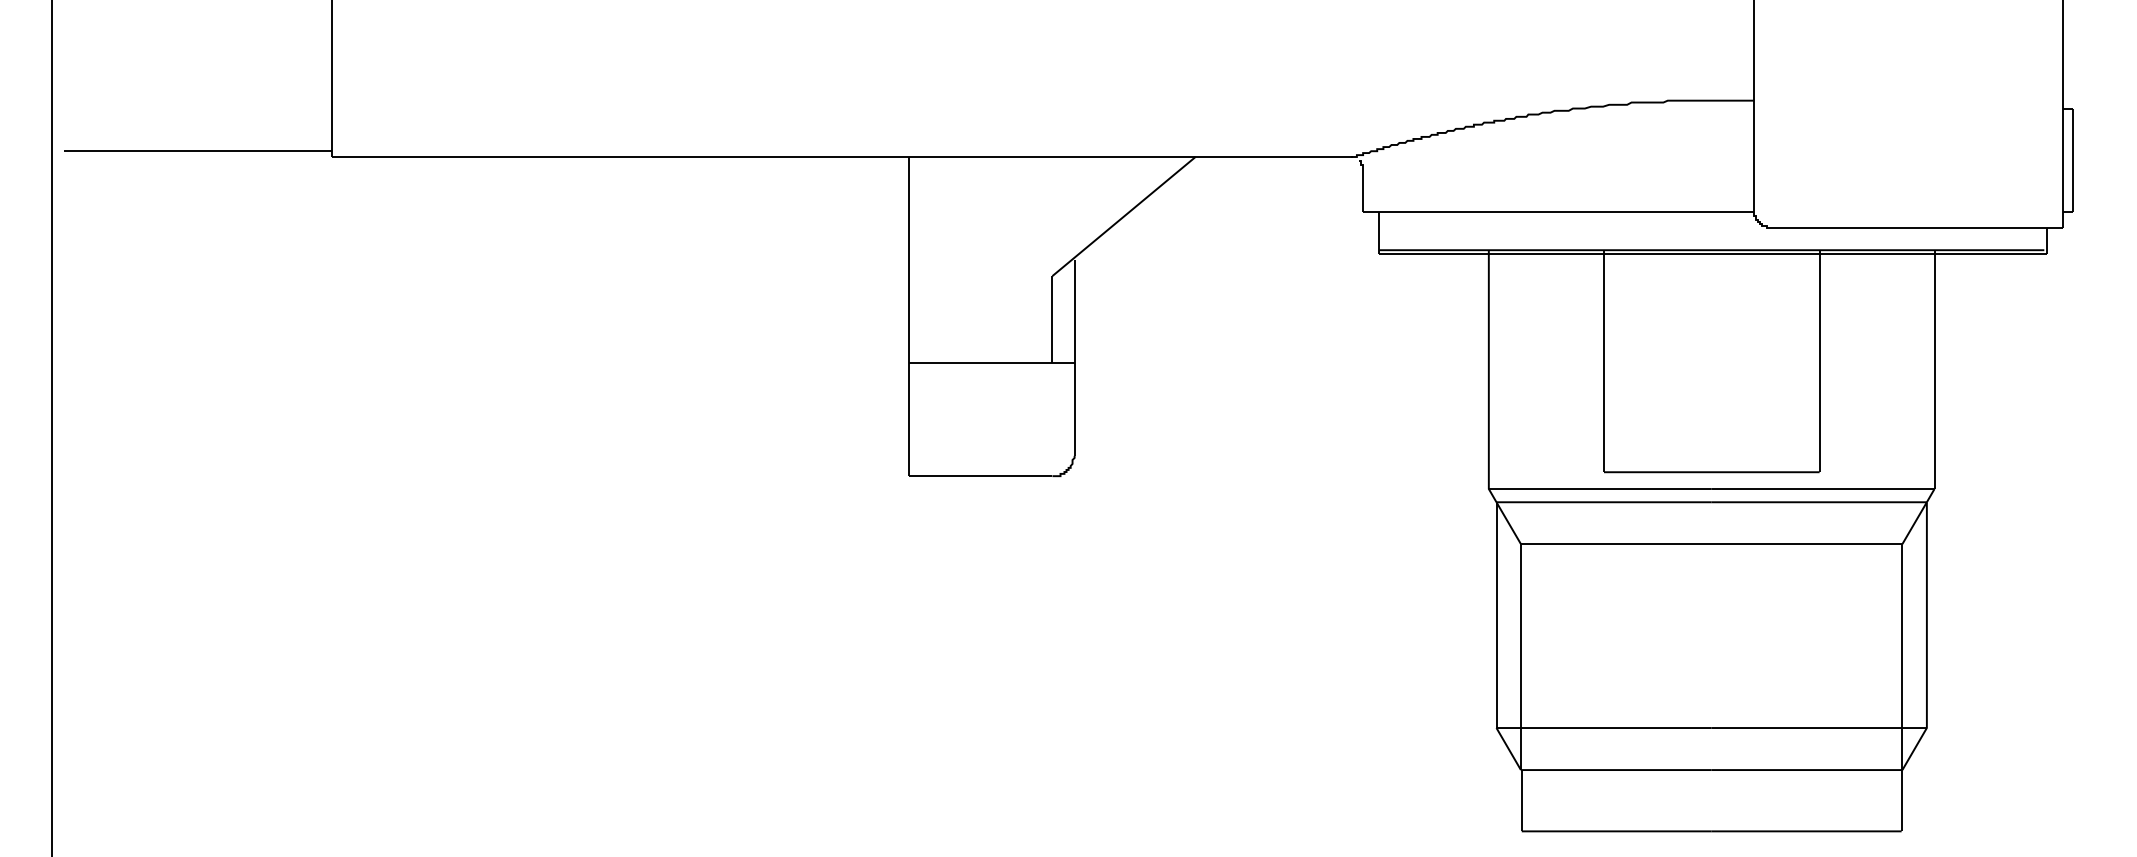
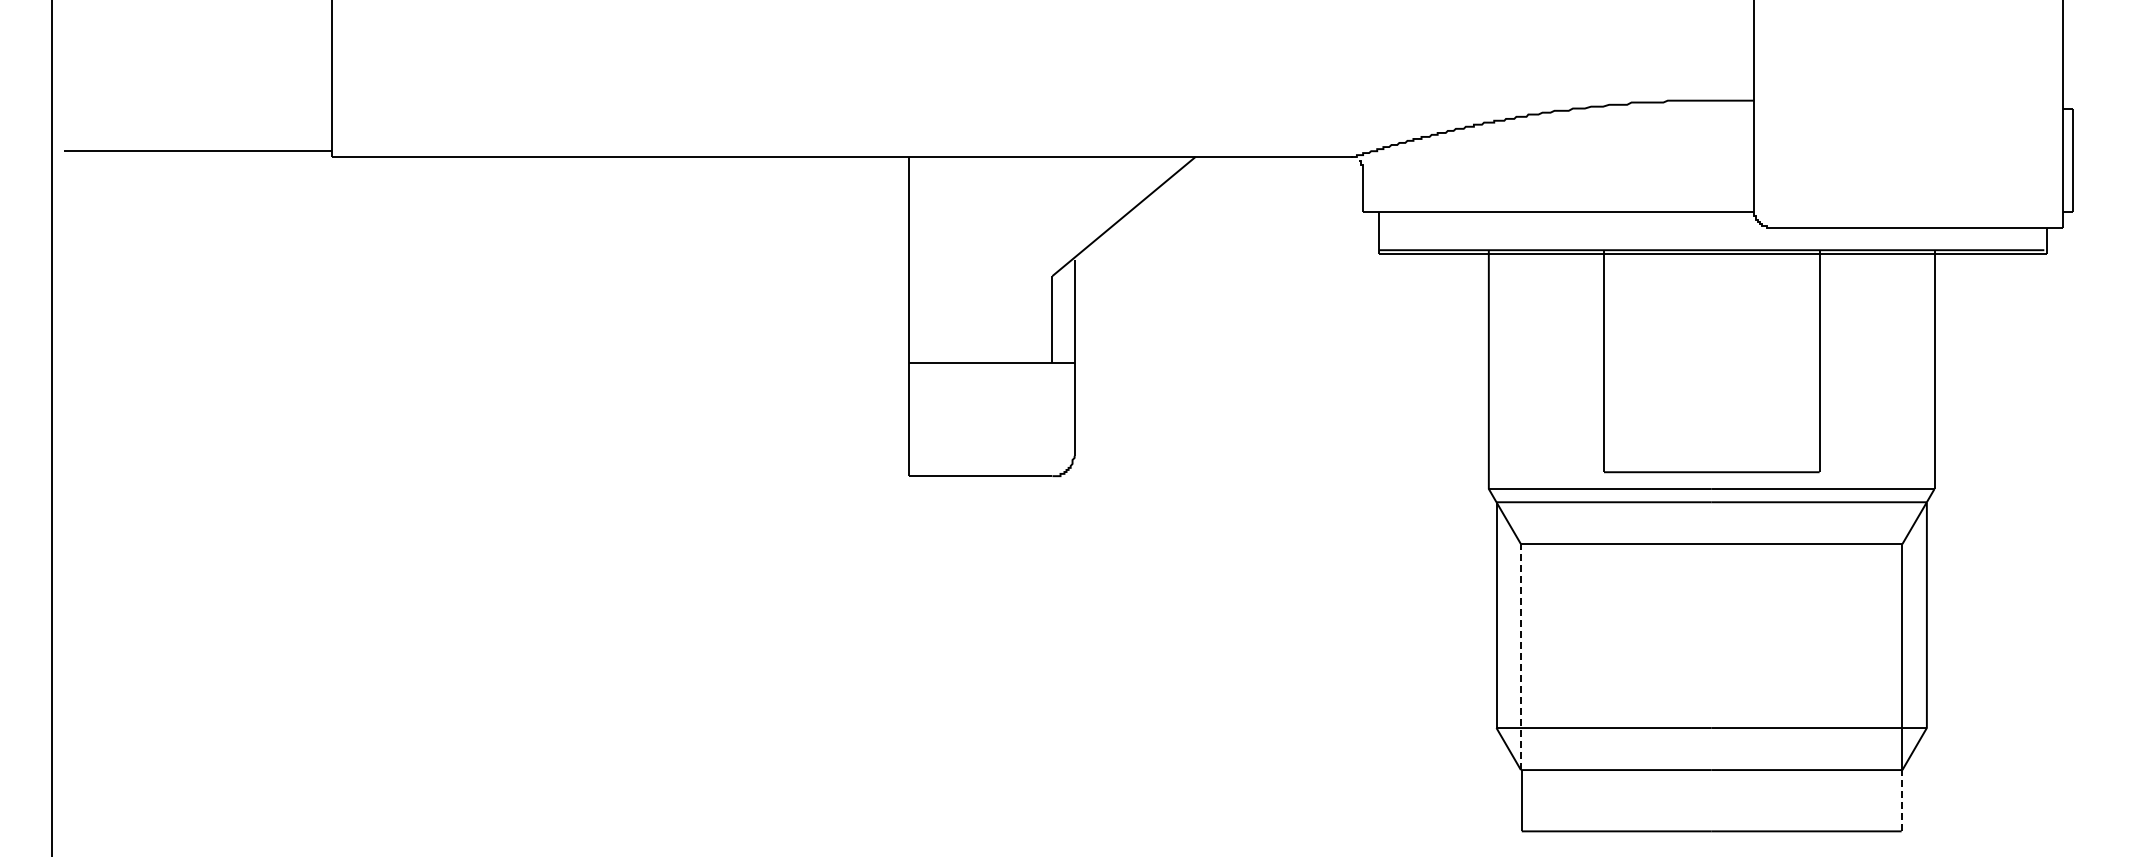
line: solid -> dashed (1520, 657)
line: solid -> dashed (1901, 800)
